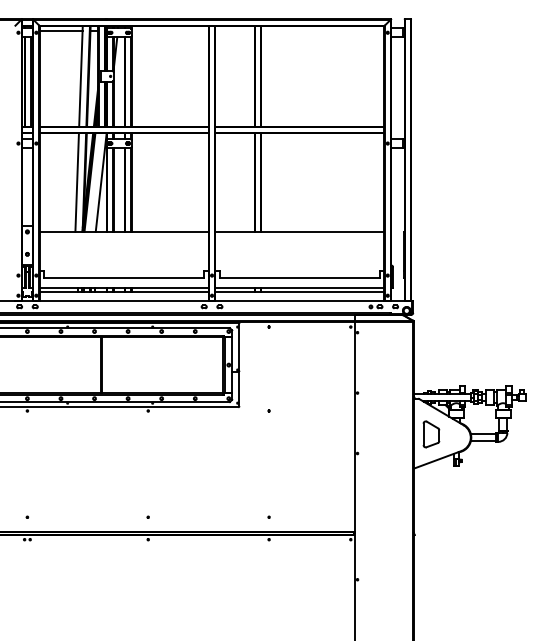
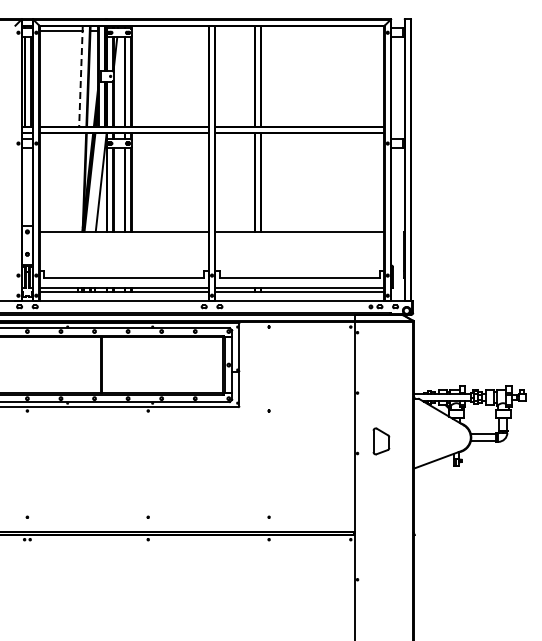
line: solid -> dashed (80, 76)
line: present -> none (76, 182)
part position: (431, 434) -> (381, 441) (381, 441)
